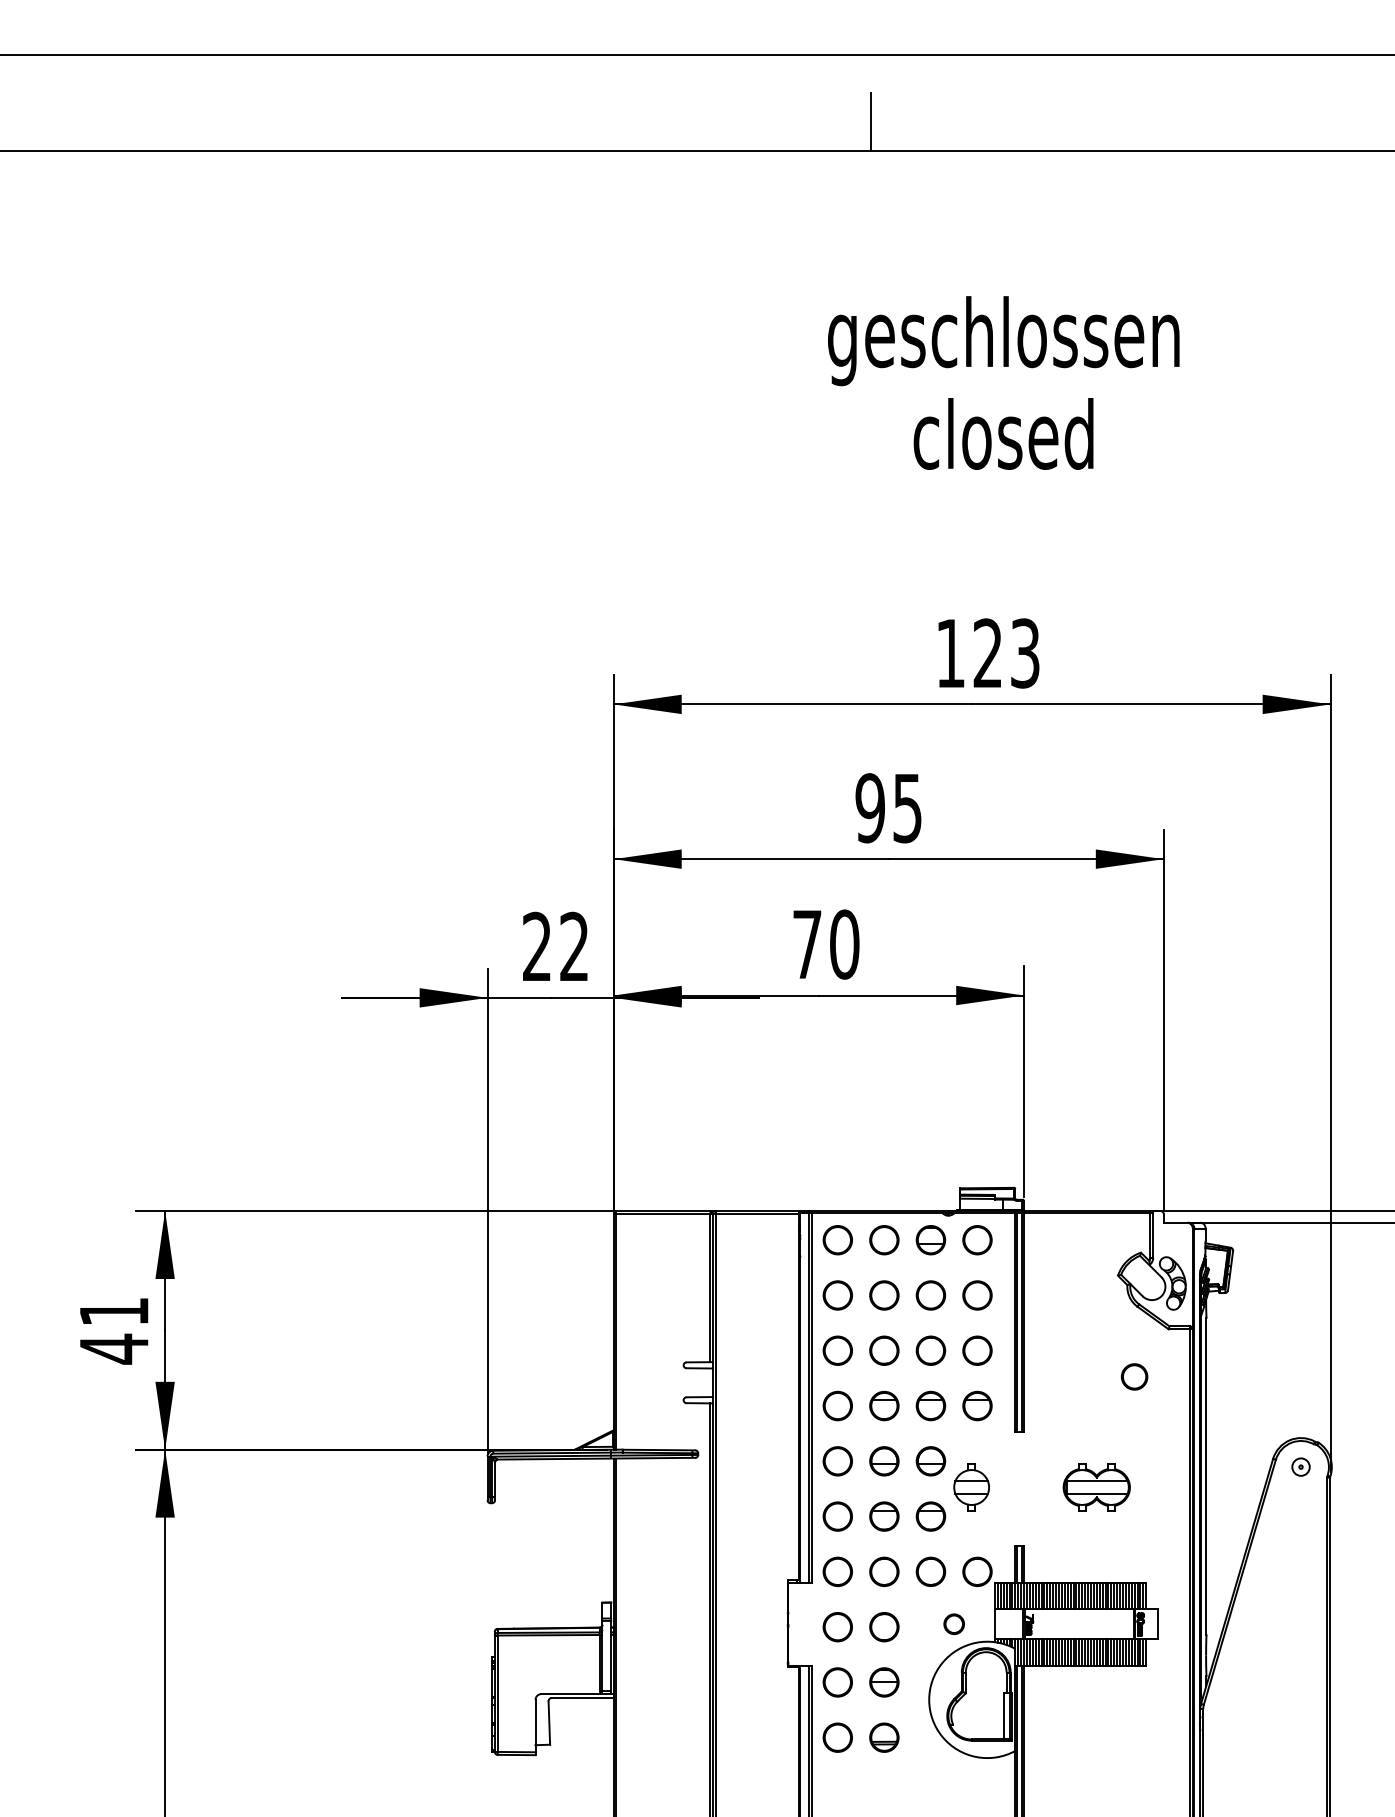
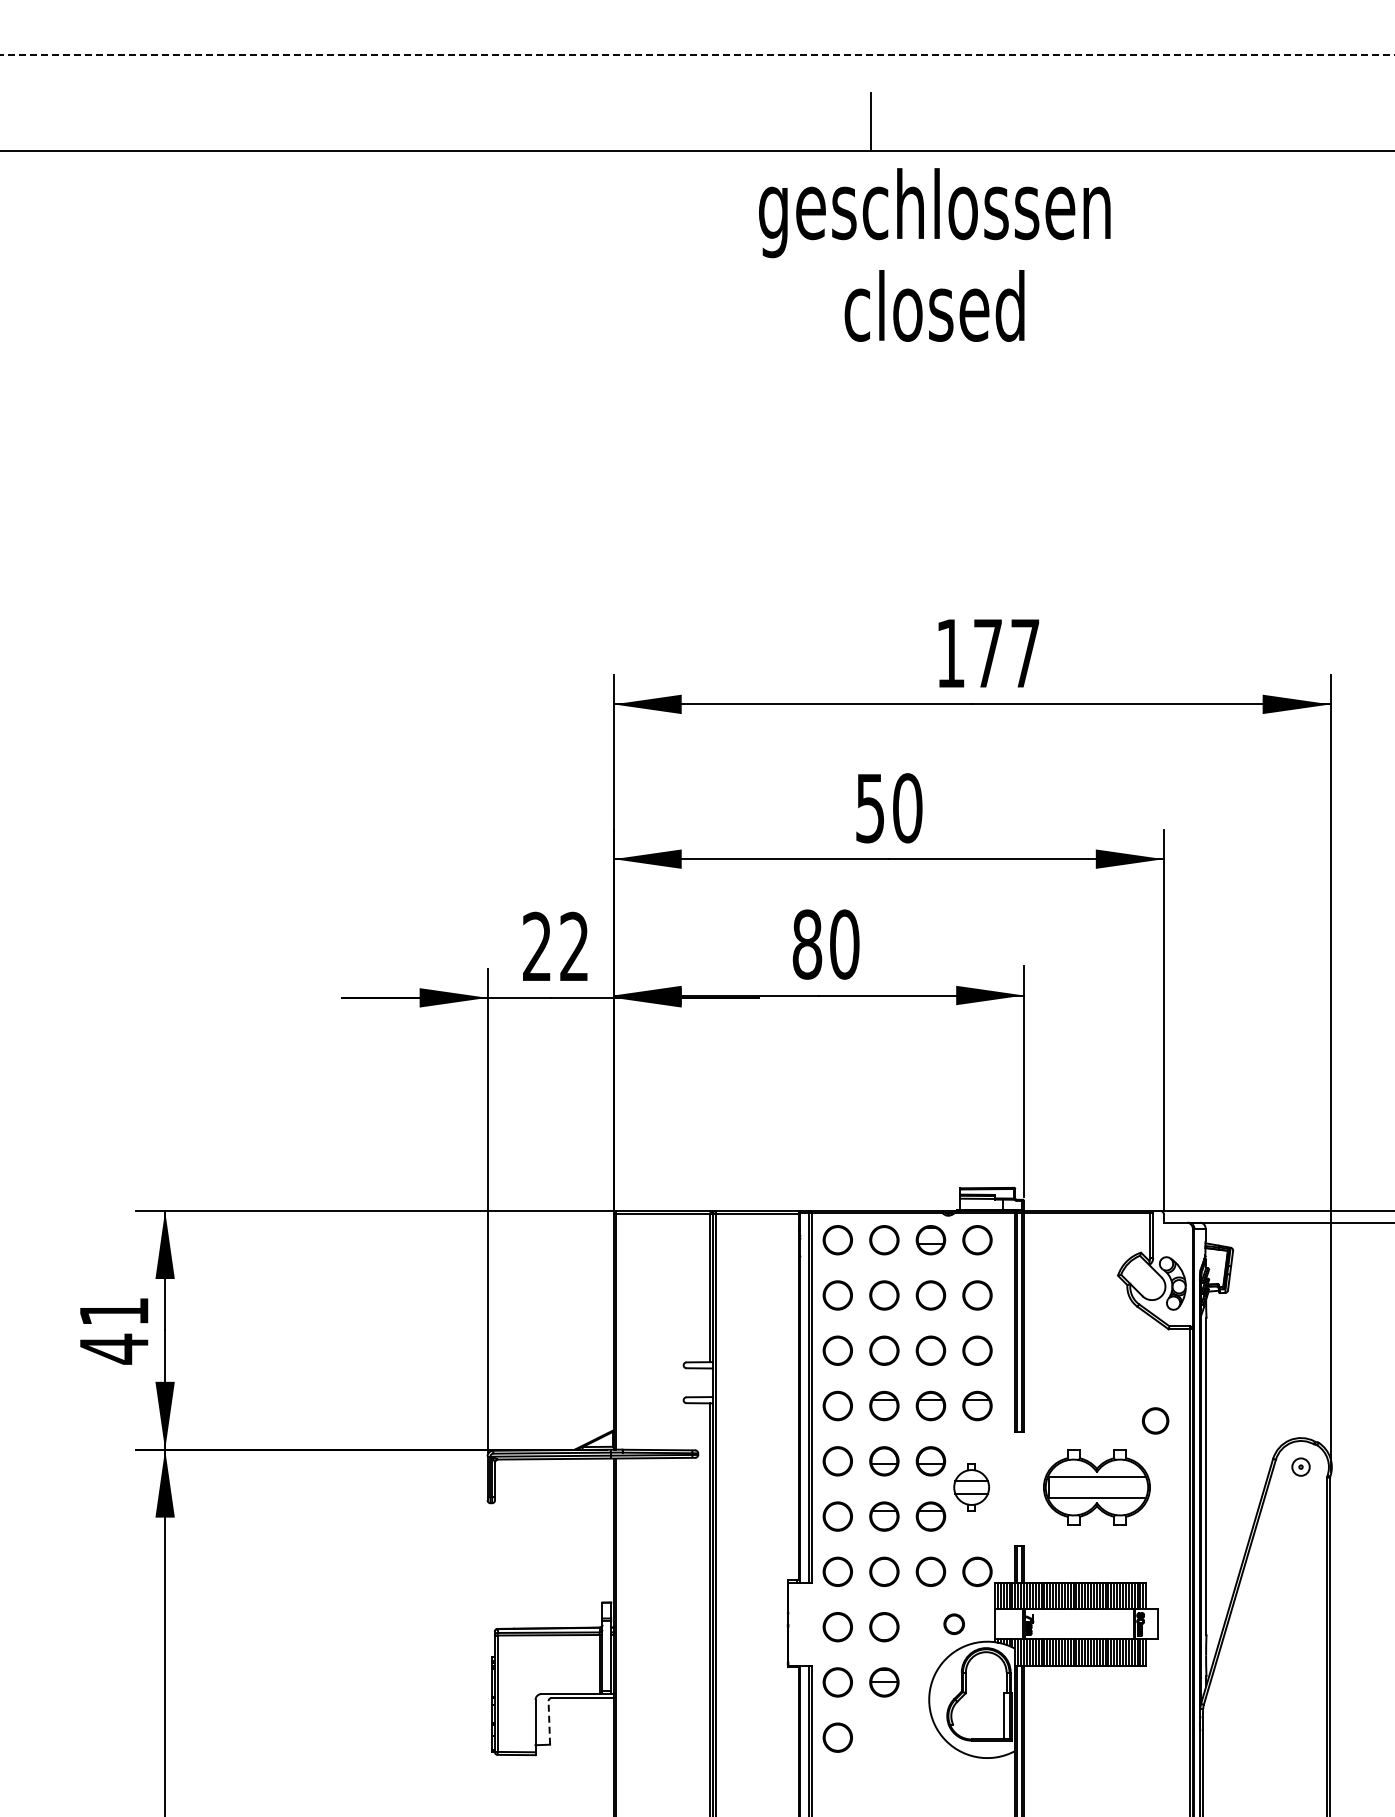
line: solid -> dashed (697, 54)
text position: (1003, 382) -> (934, 254) (934, 254)
text: 123 -> 177 (1006, 653)
text: 95 -> 50 (888, 808)
text: 70 -> 80 (807, 944)
part position: (1134, 1376) -> (1155, 1420) (1155, 1420)
part size: 69x49 px -> 108x77 px (1096, 1487)
line: solid -> dashed (549, 1722)
part: present -> none (884, 1737)
